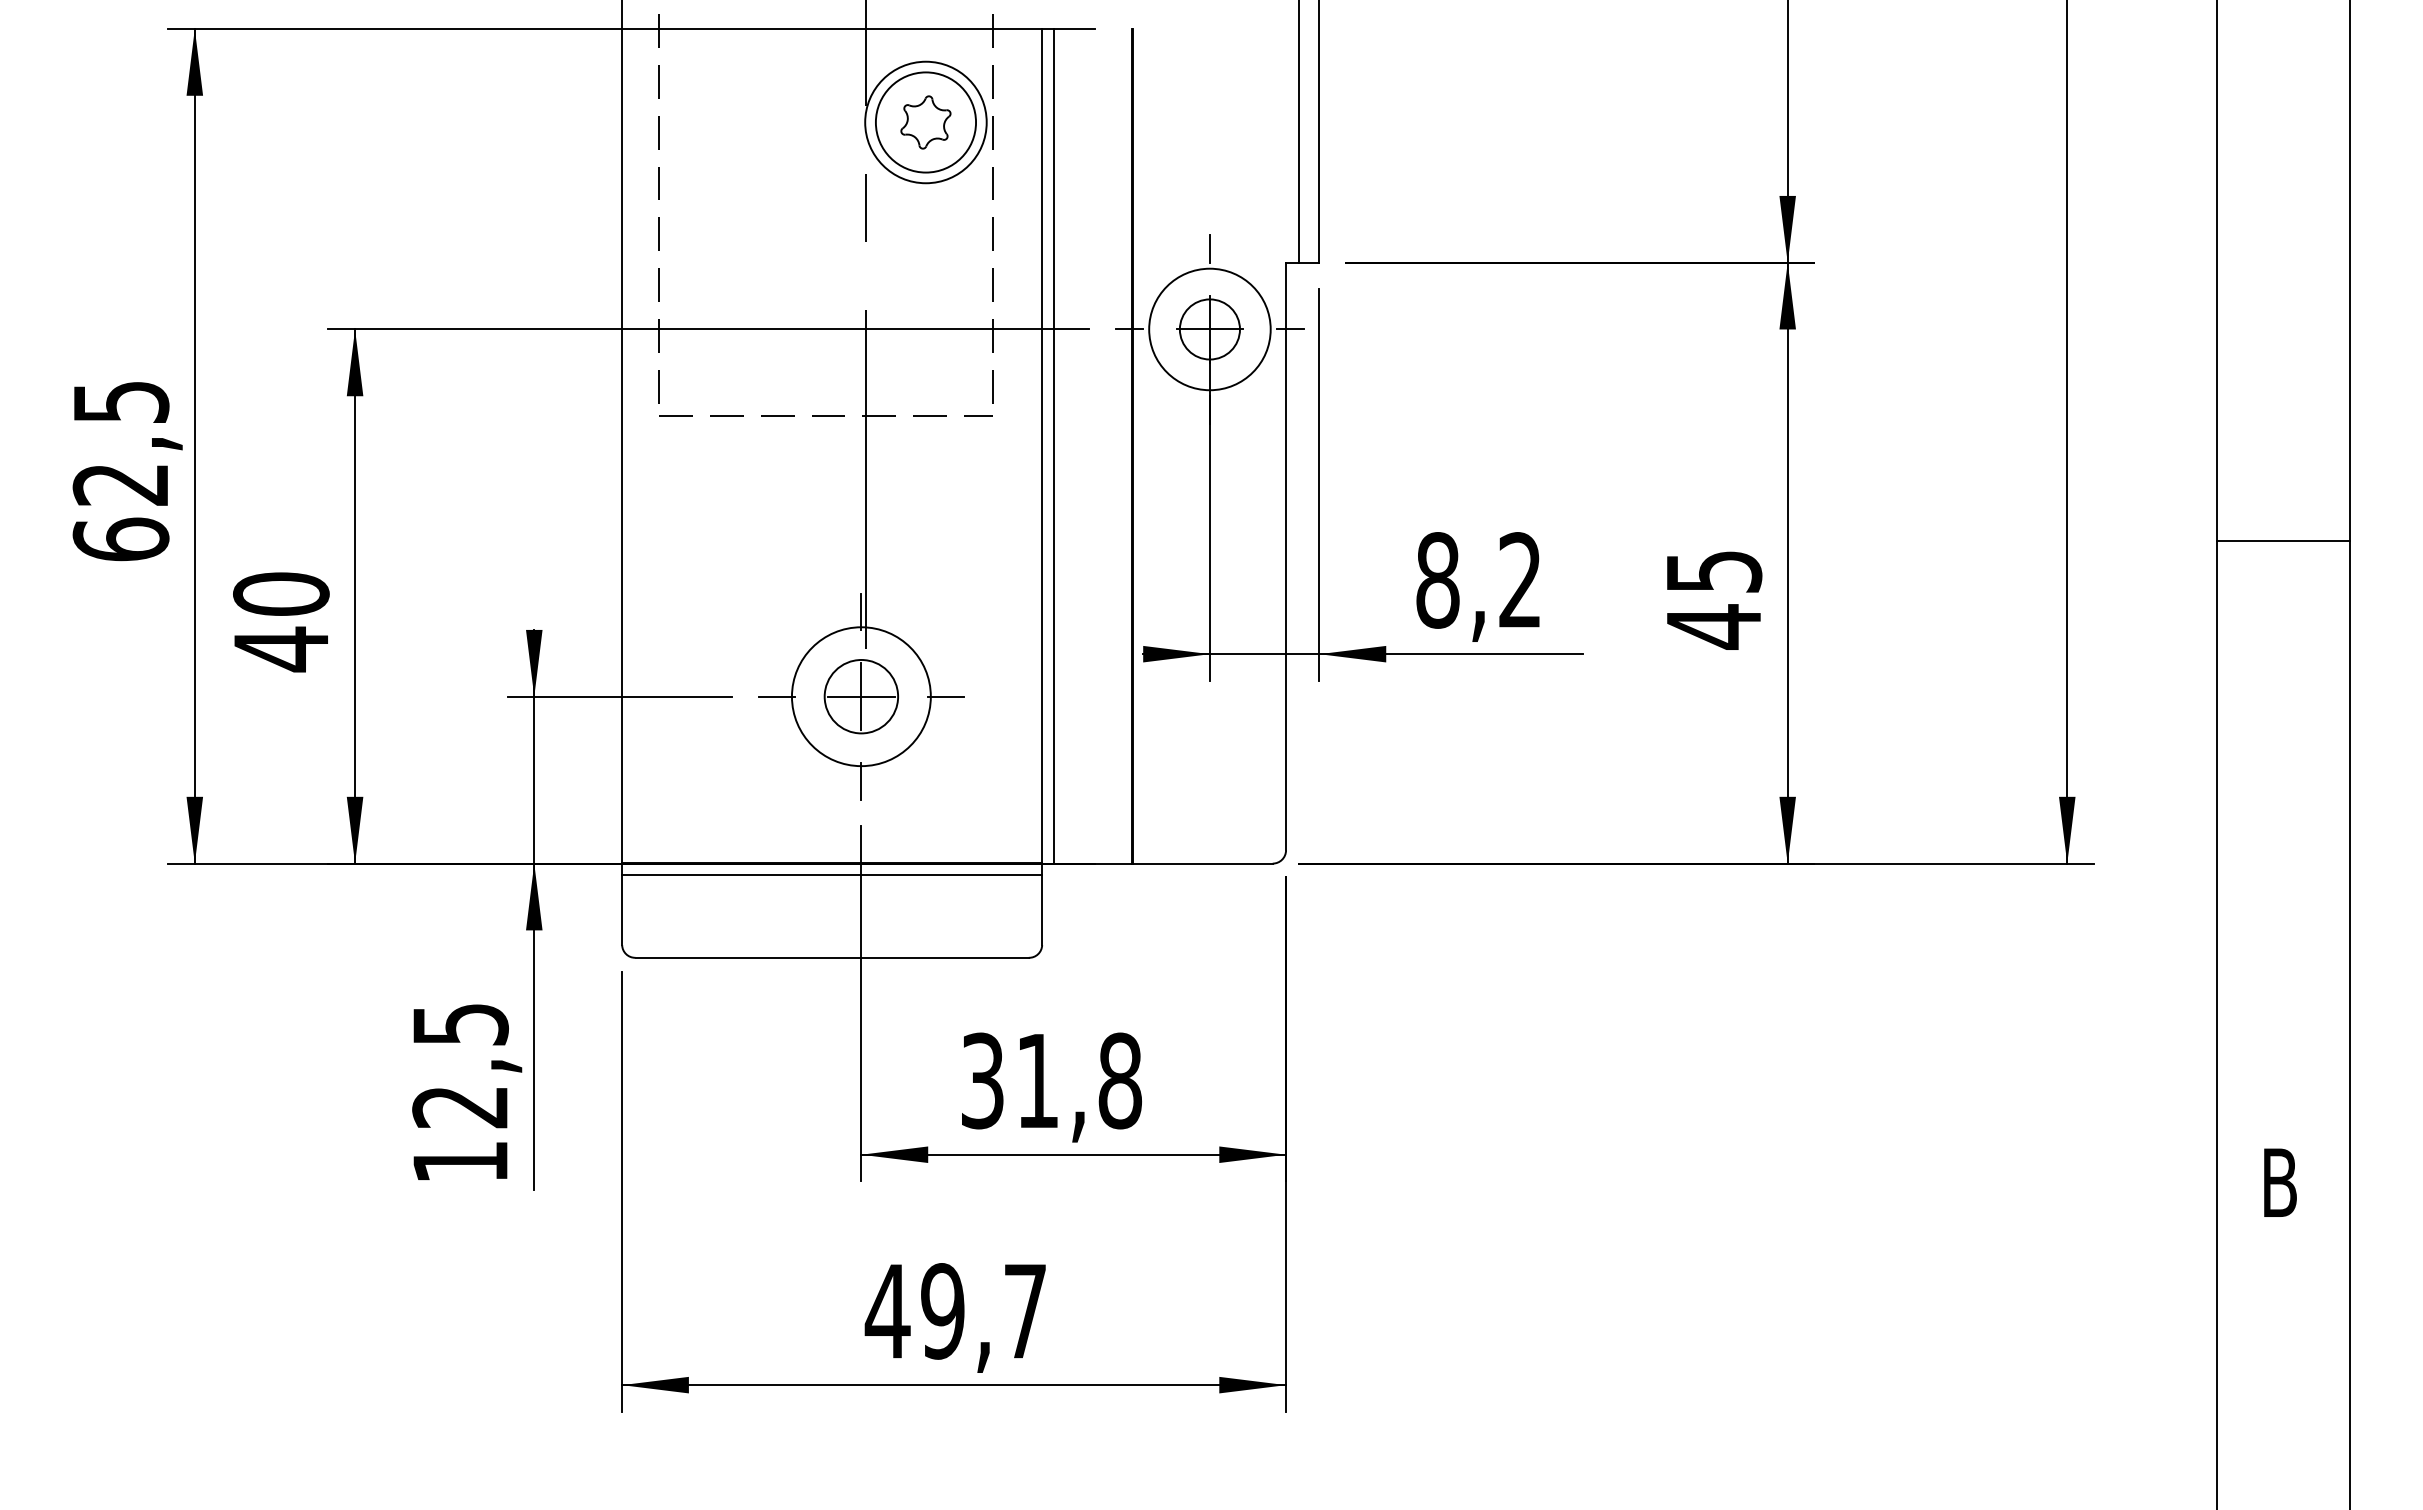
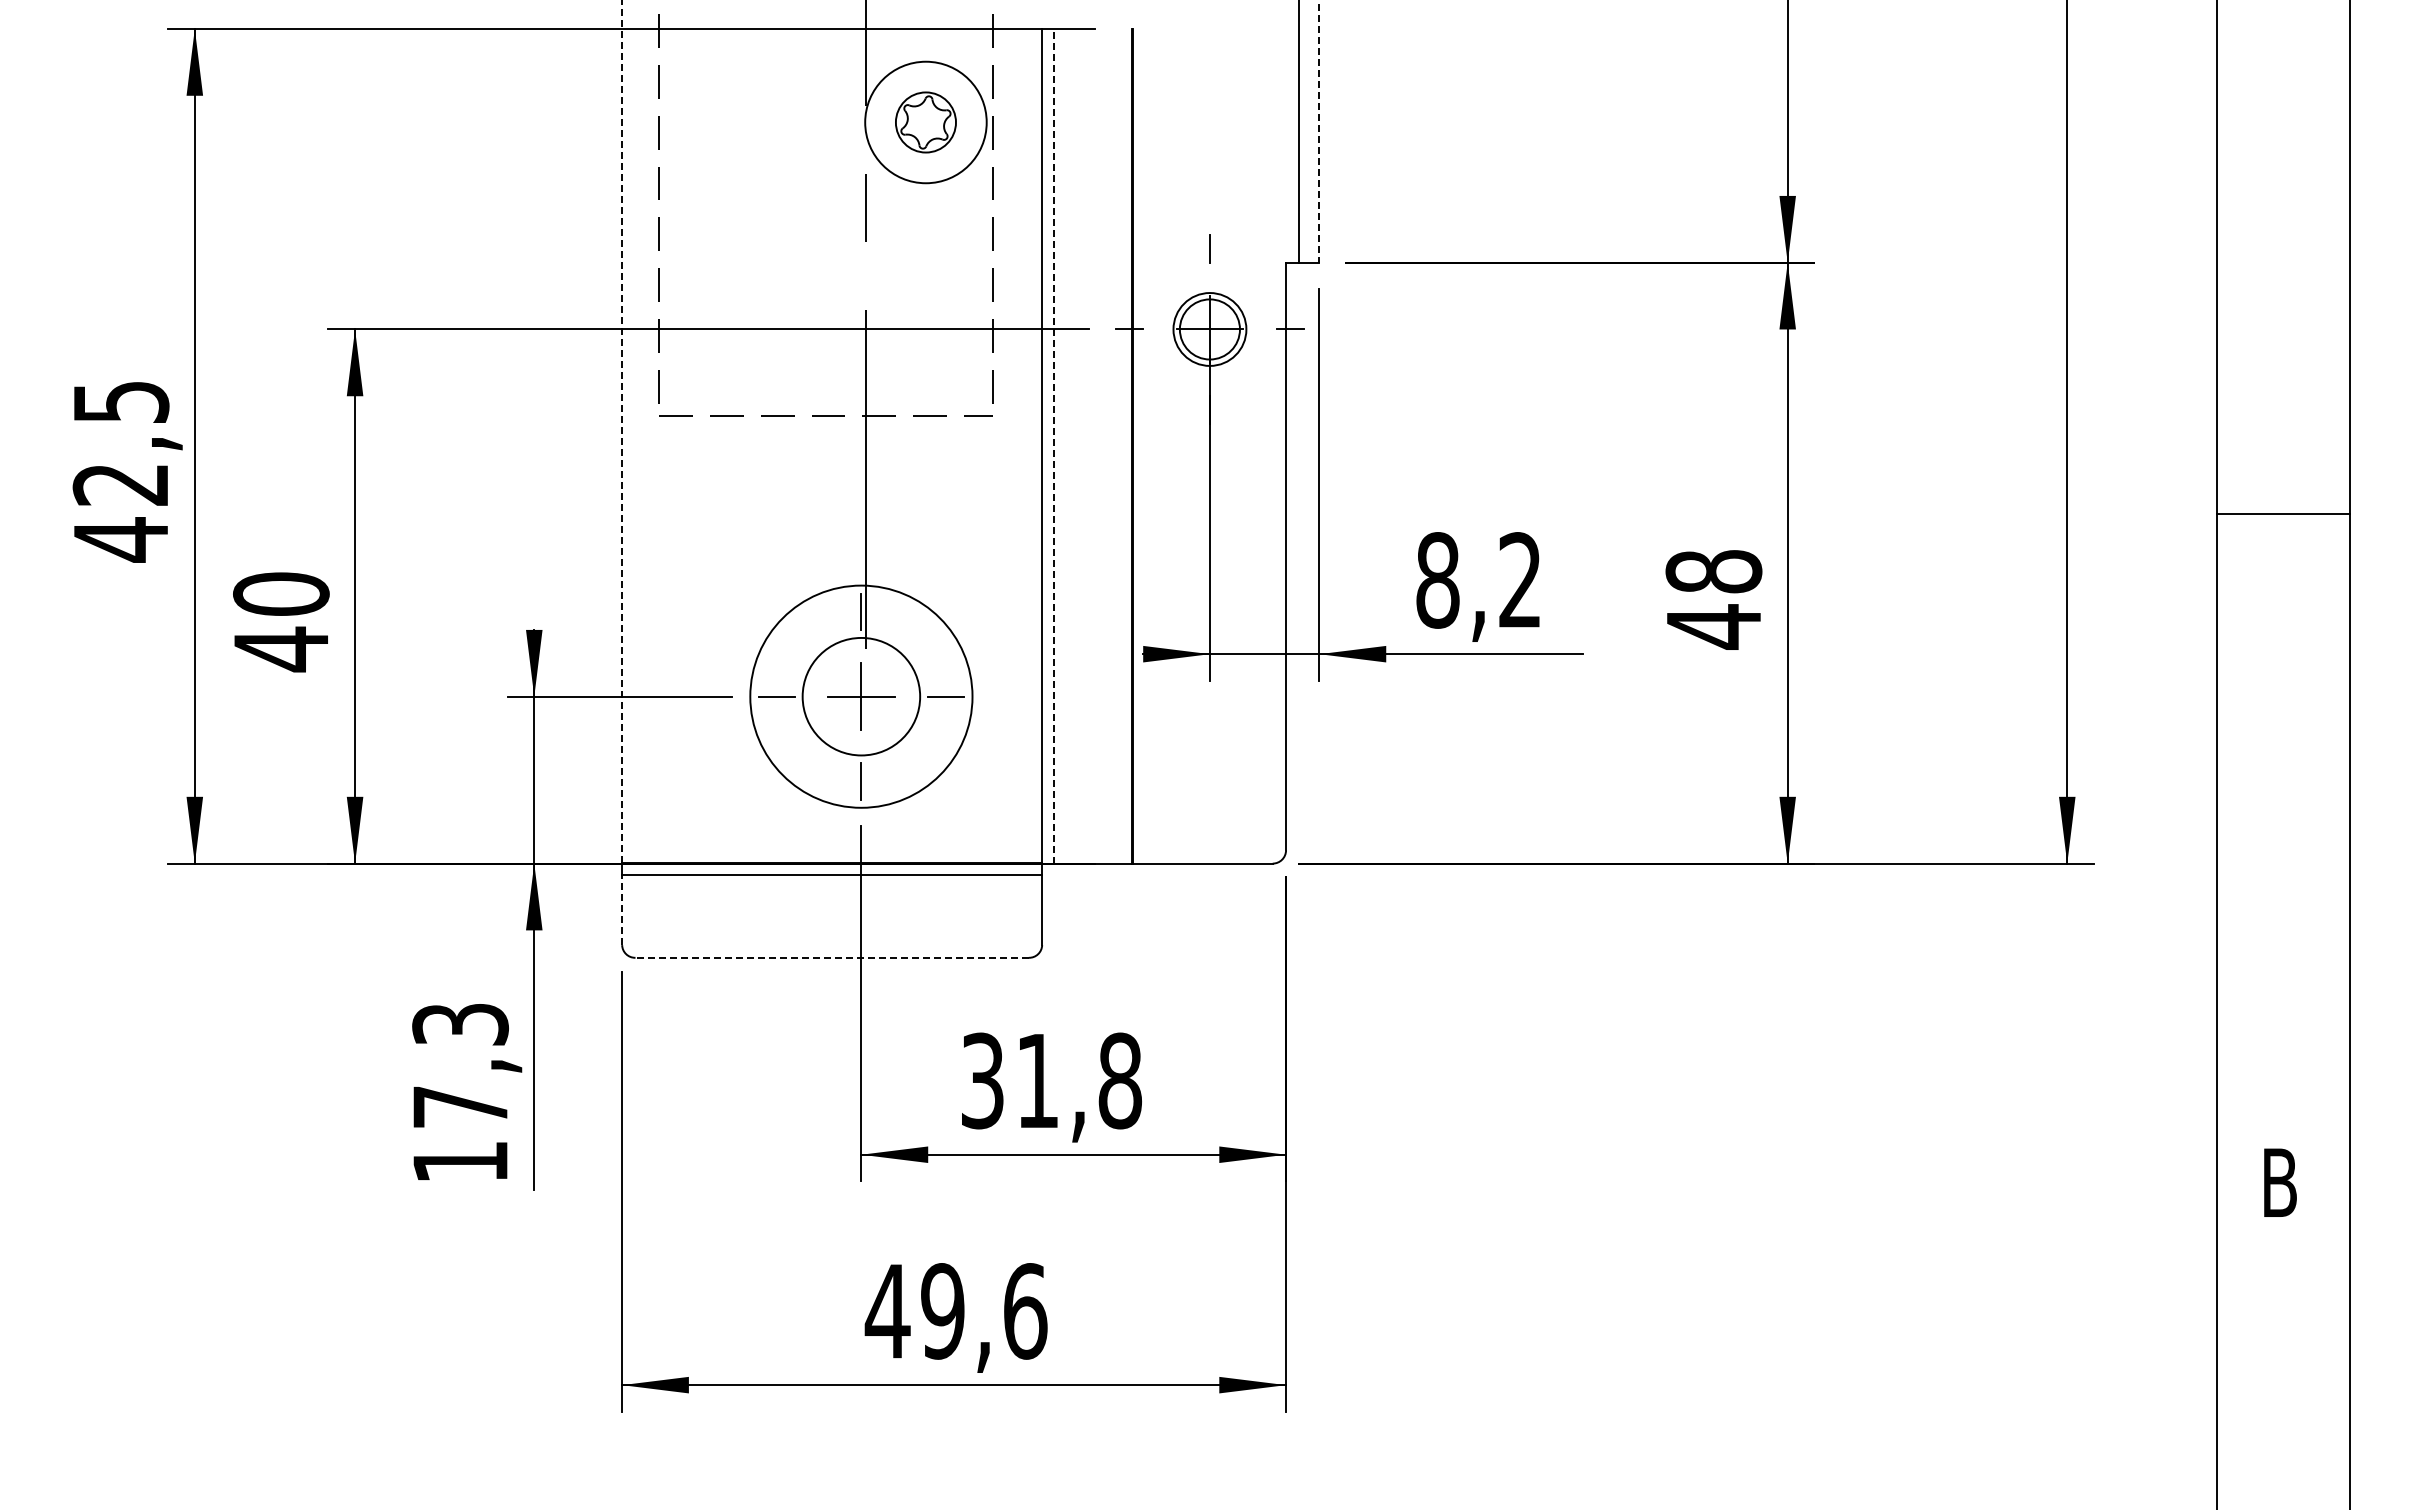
circle diameter: 100 px -> 60 px (925, 122)
line: solid -> dashed (1319, 131)
circle diameter: 122 px -> 73 px (1209, 329)
line: solid -> dashed (622, 431)
line: solid -> dashed (1053, 445)
text: 62,5 -> 42,5 (120, 539)
line position: (2283, 541) -> (2283, 514) (2283, 514)
text: 45 -> 48 (1713, 571)
circle diameter: 139 px -> 222 px (861, 696)
circle diameter: 73 px -> 118 px (861, 696)
line: solid -> dashed (622, 909)
line: solid -> dashed (832, 957)
text: 12,5 -> 17,3 (460, 1066)
text: 49,7 -> 49,6 (1025, 1311)
